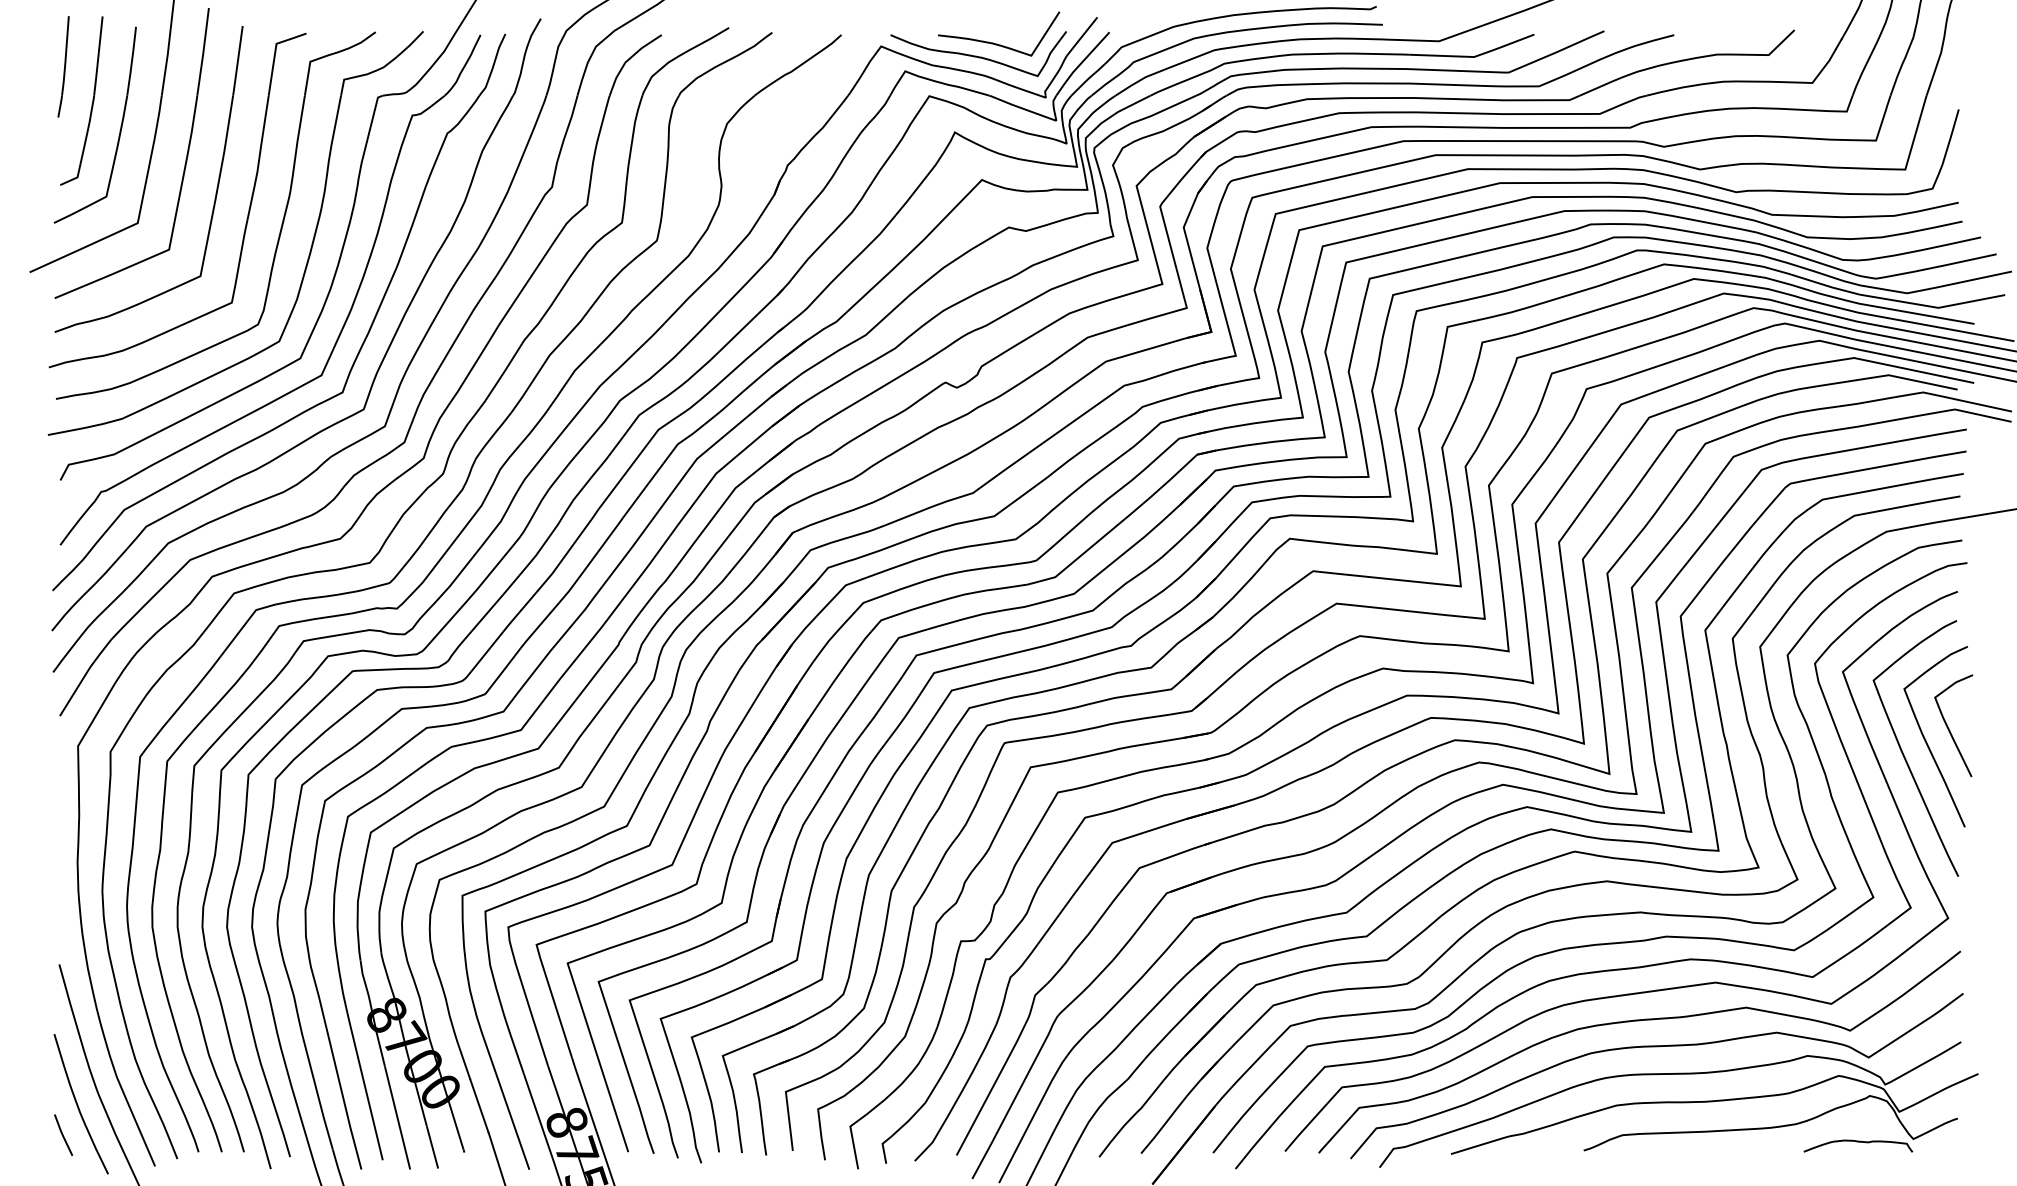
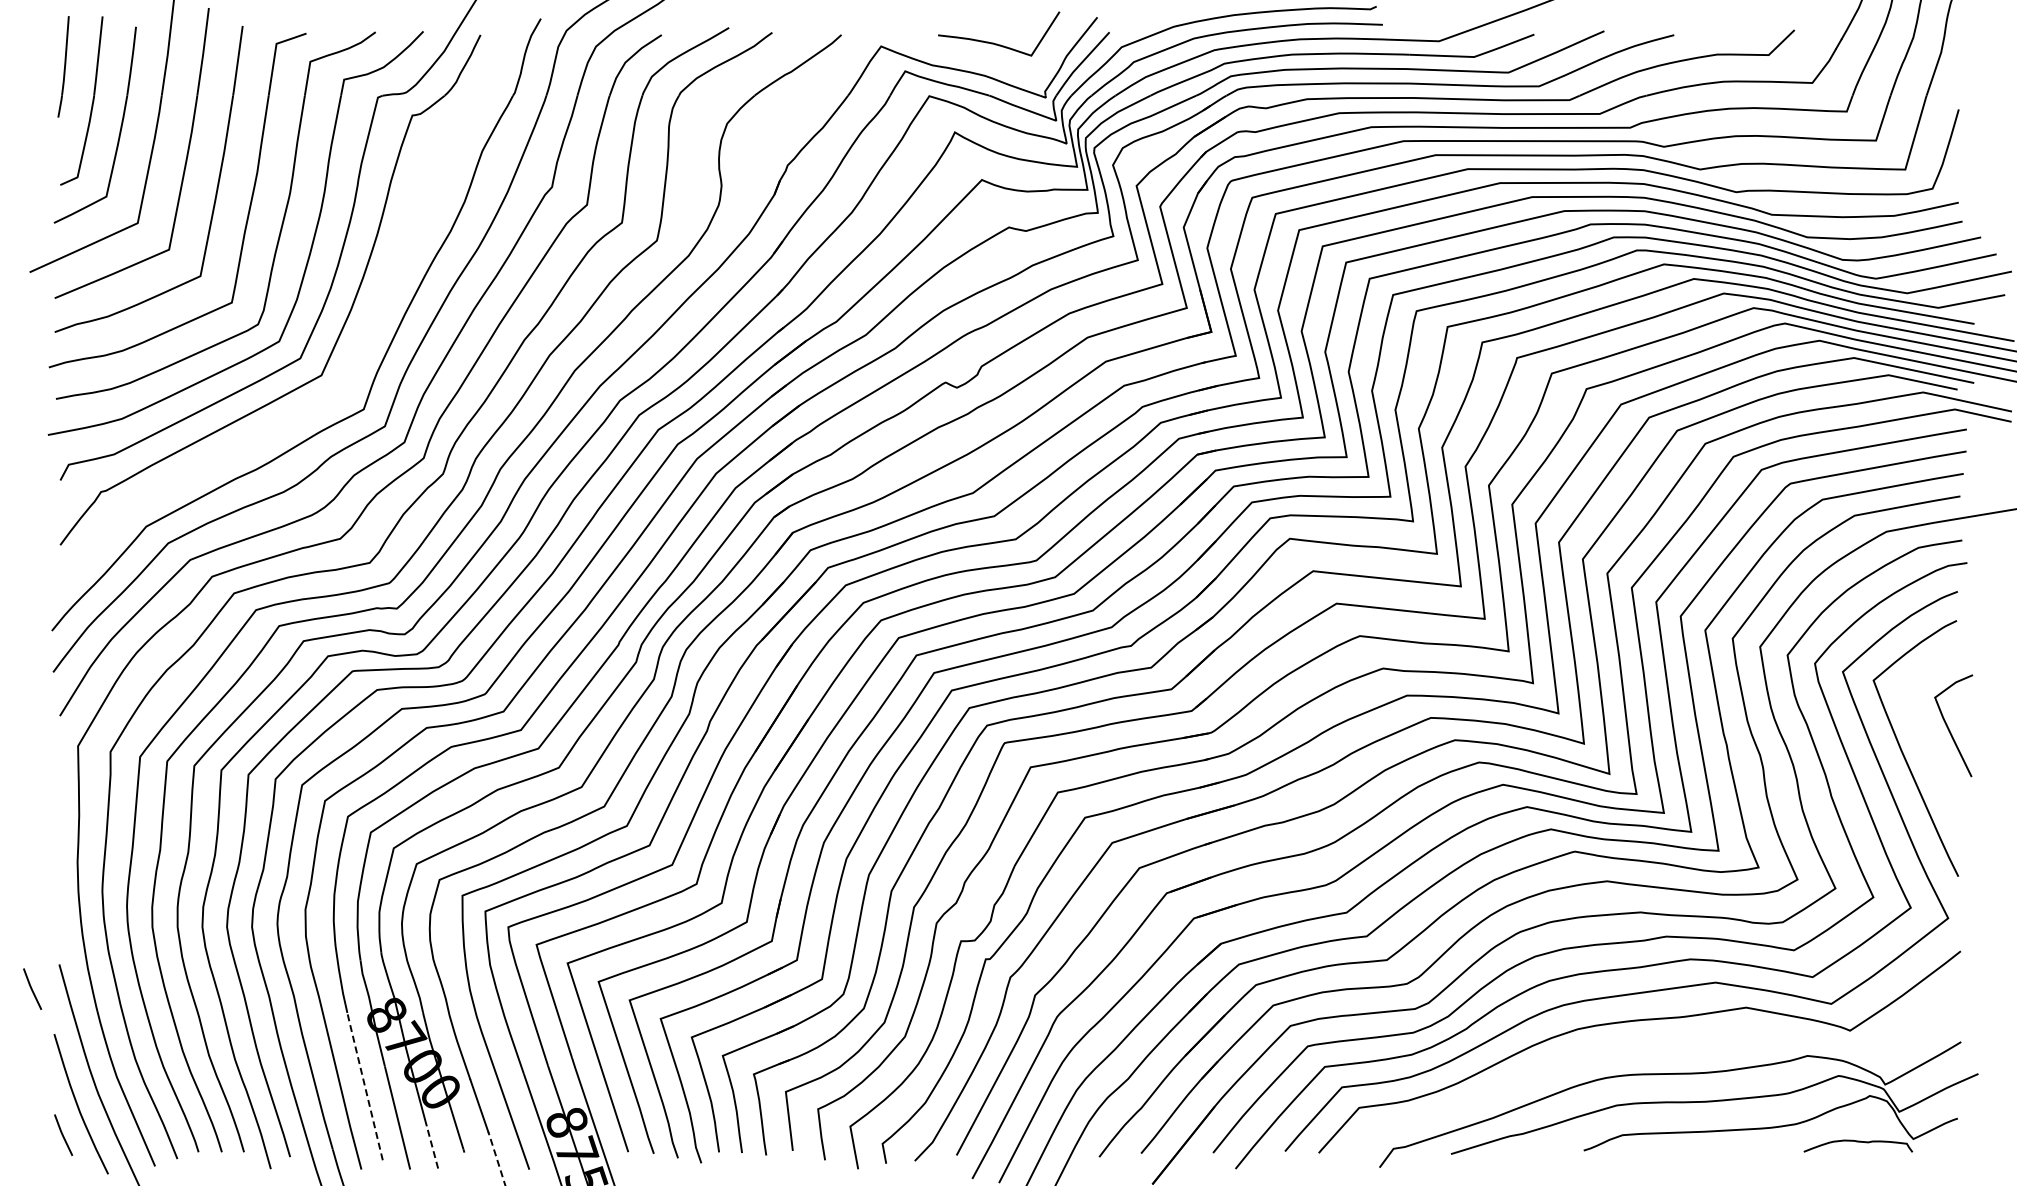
curve: present -> none (976, 55)
part: present -> none (359, 348)
curve: present -> none (1926, 740)
line: none -> present (32, 988)
curve: present -> none (1656, 1047)
line: solid -> dashed (364, 1085)
line: solid -> dashed (432, 1147)
line: solid -> dashed (496, 1157)
